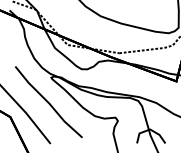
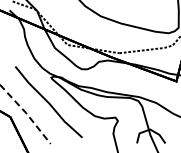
line: solid -> dashed (26, 113)
